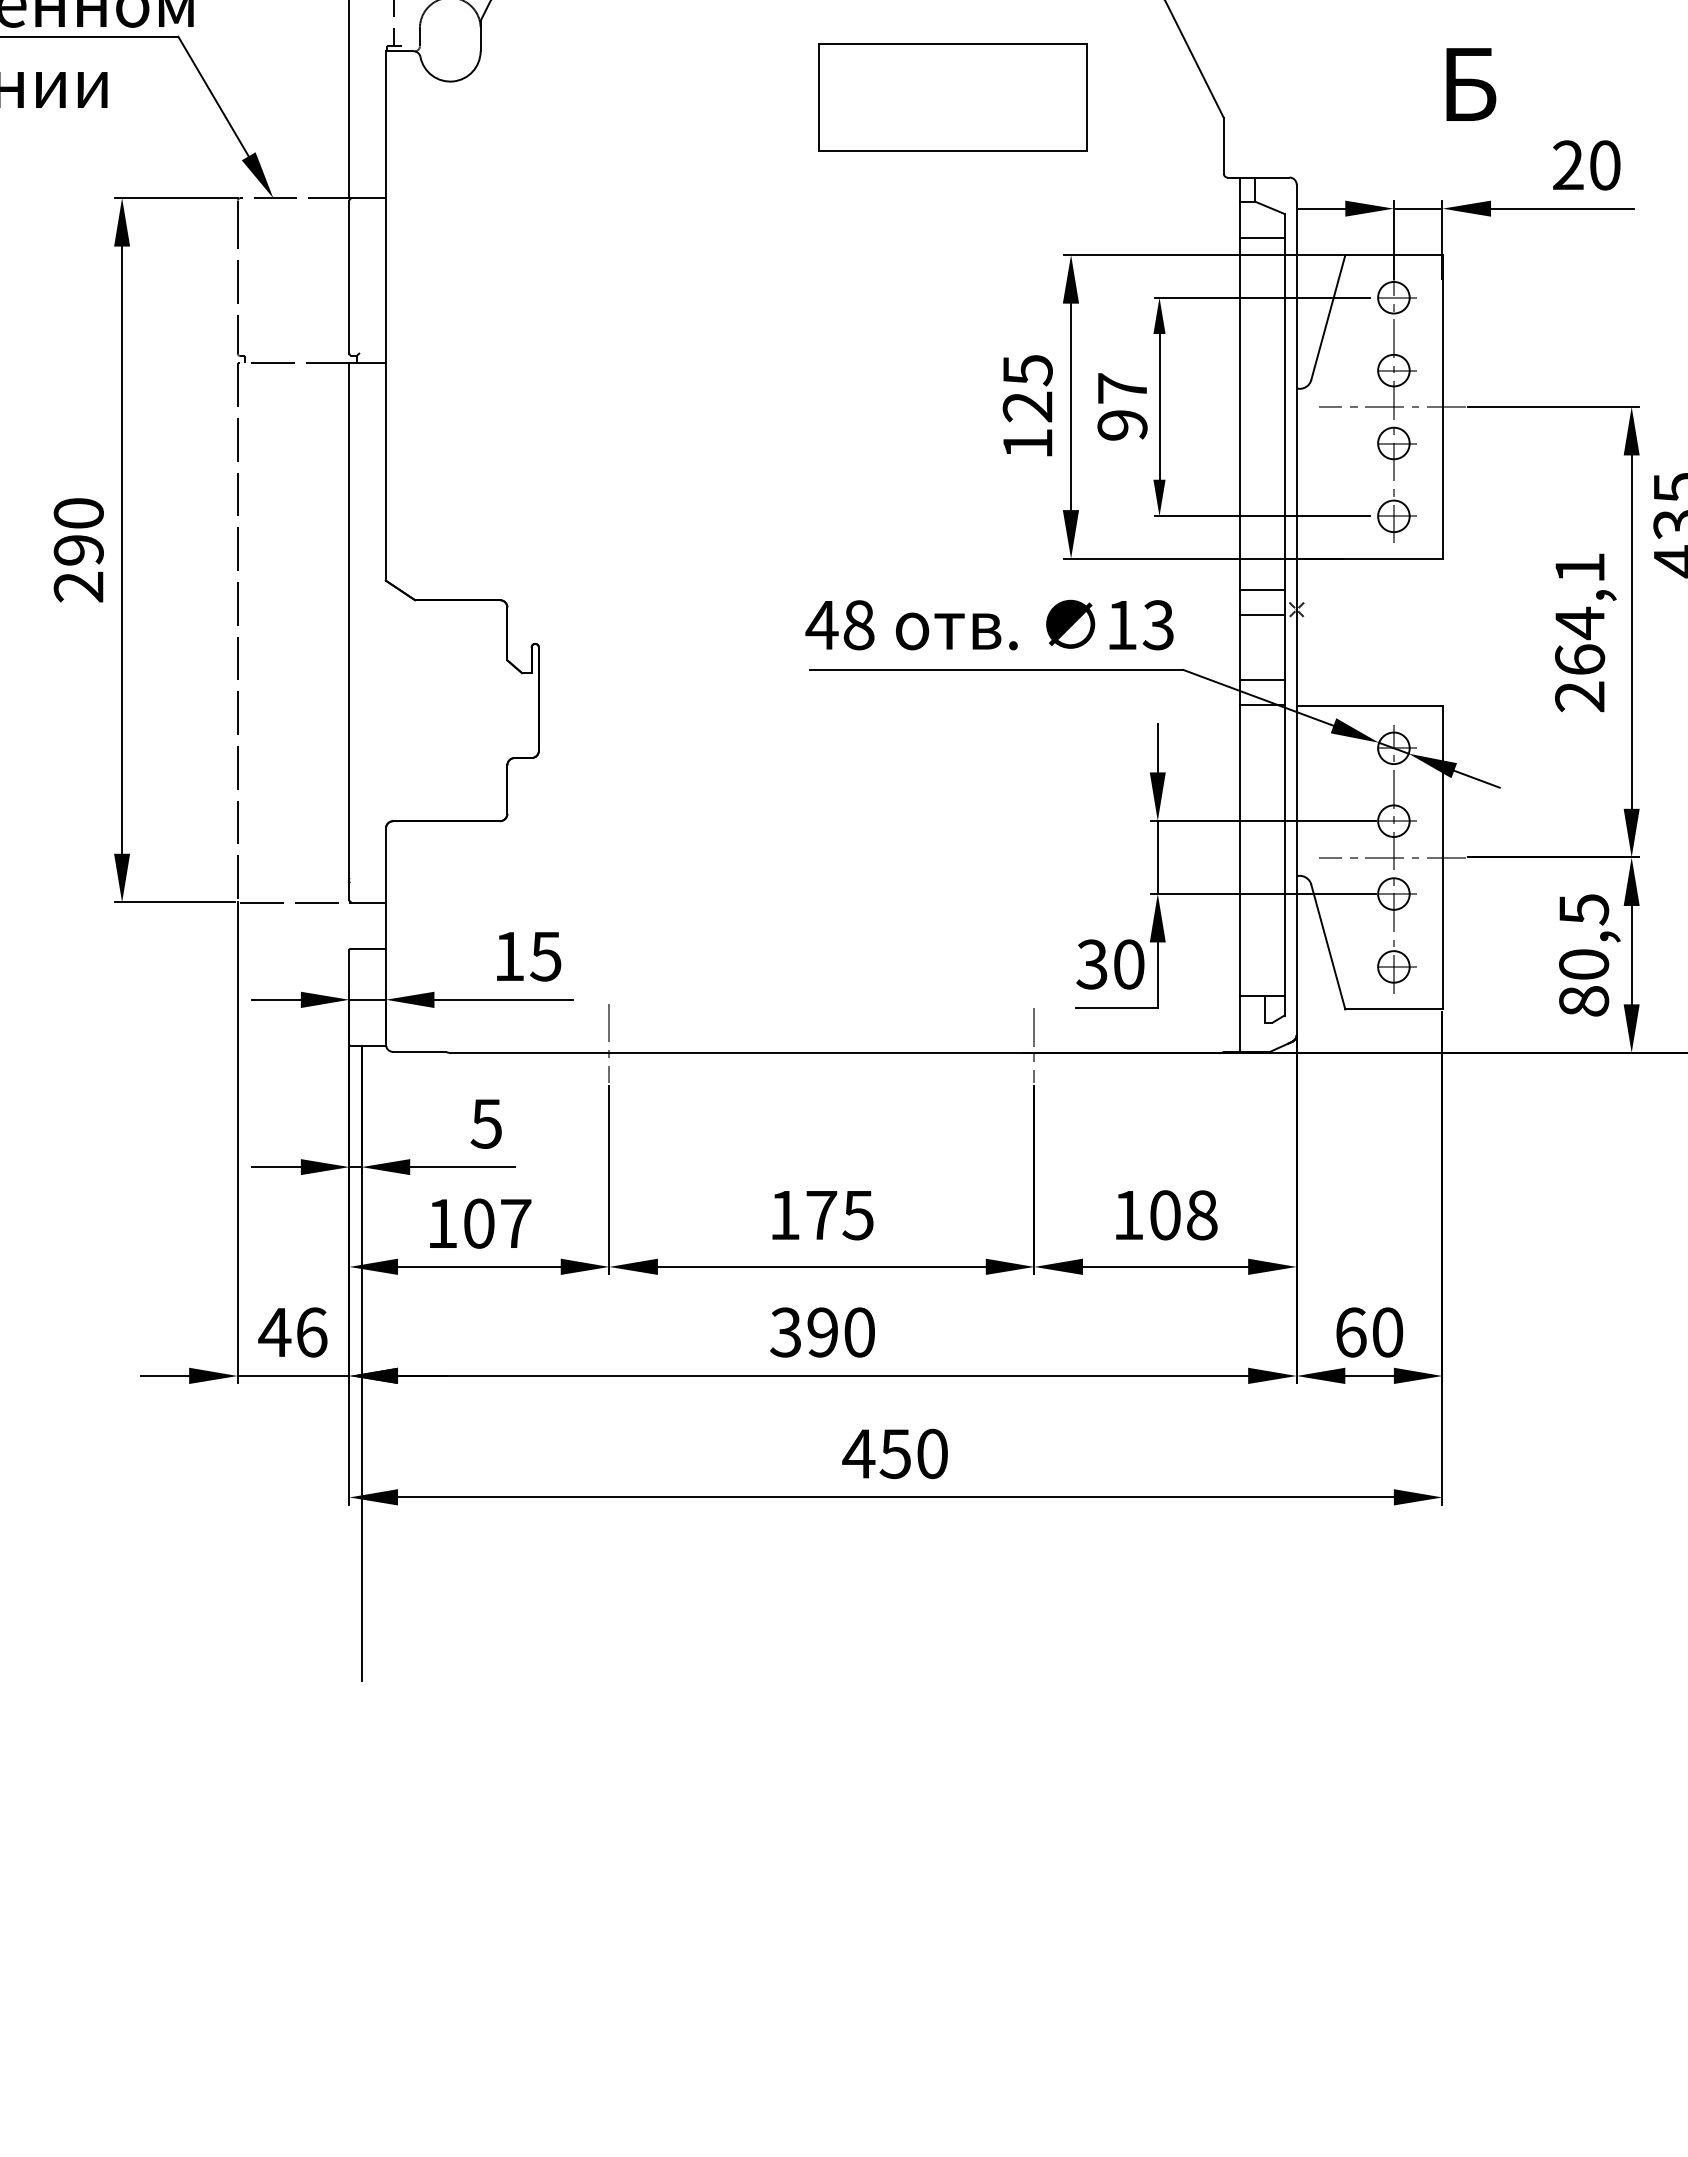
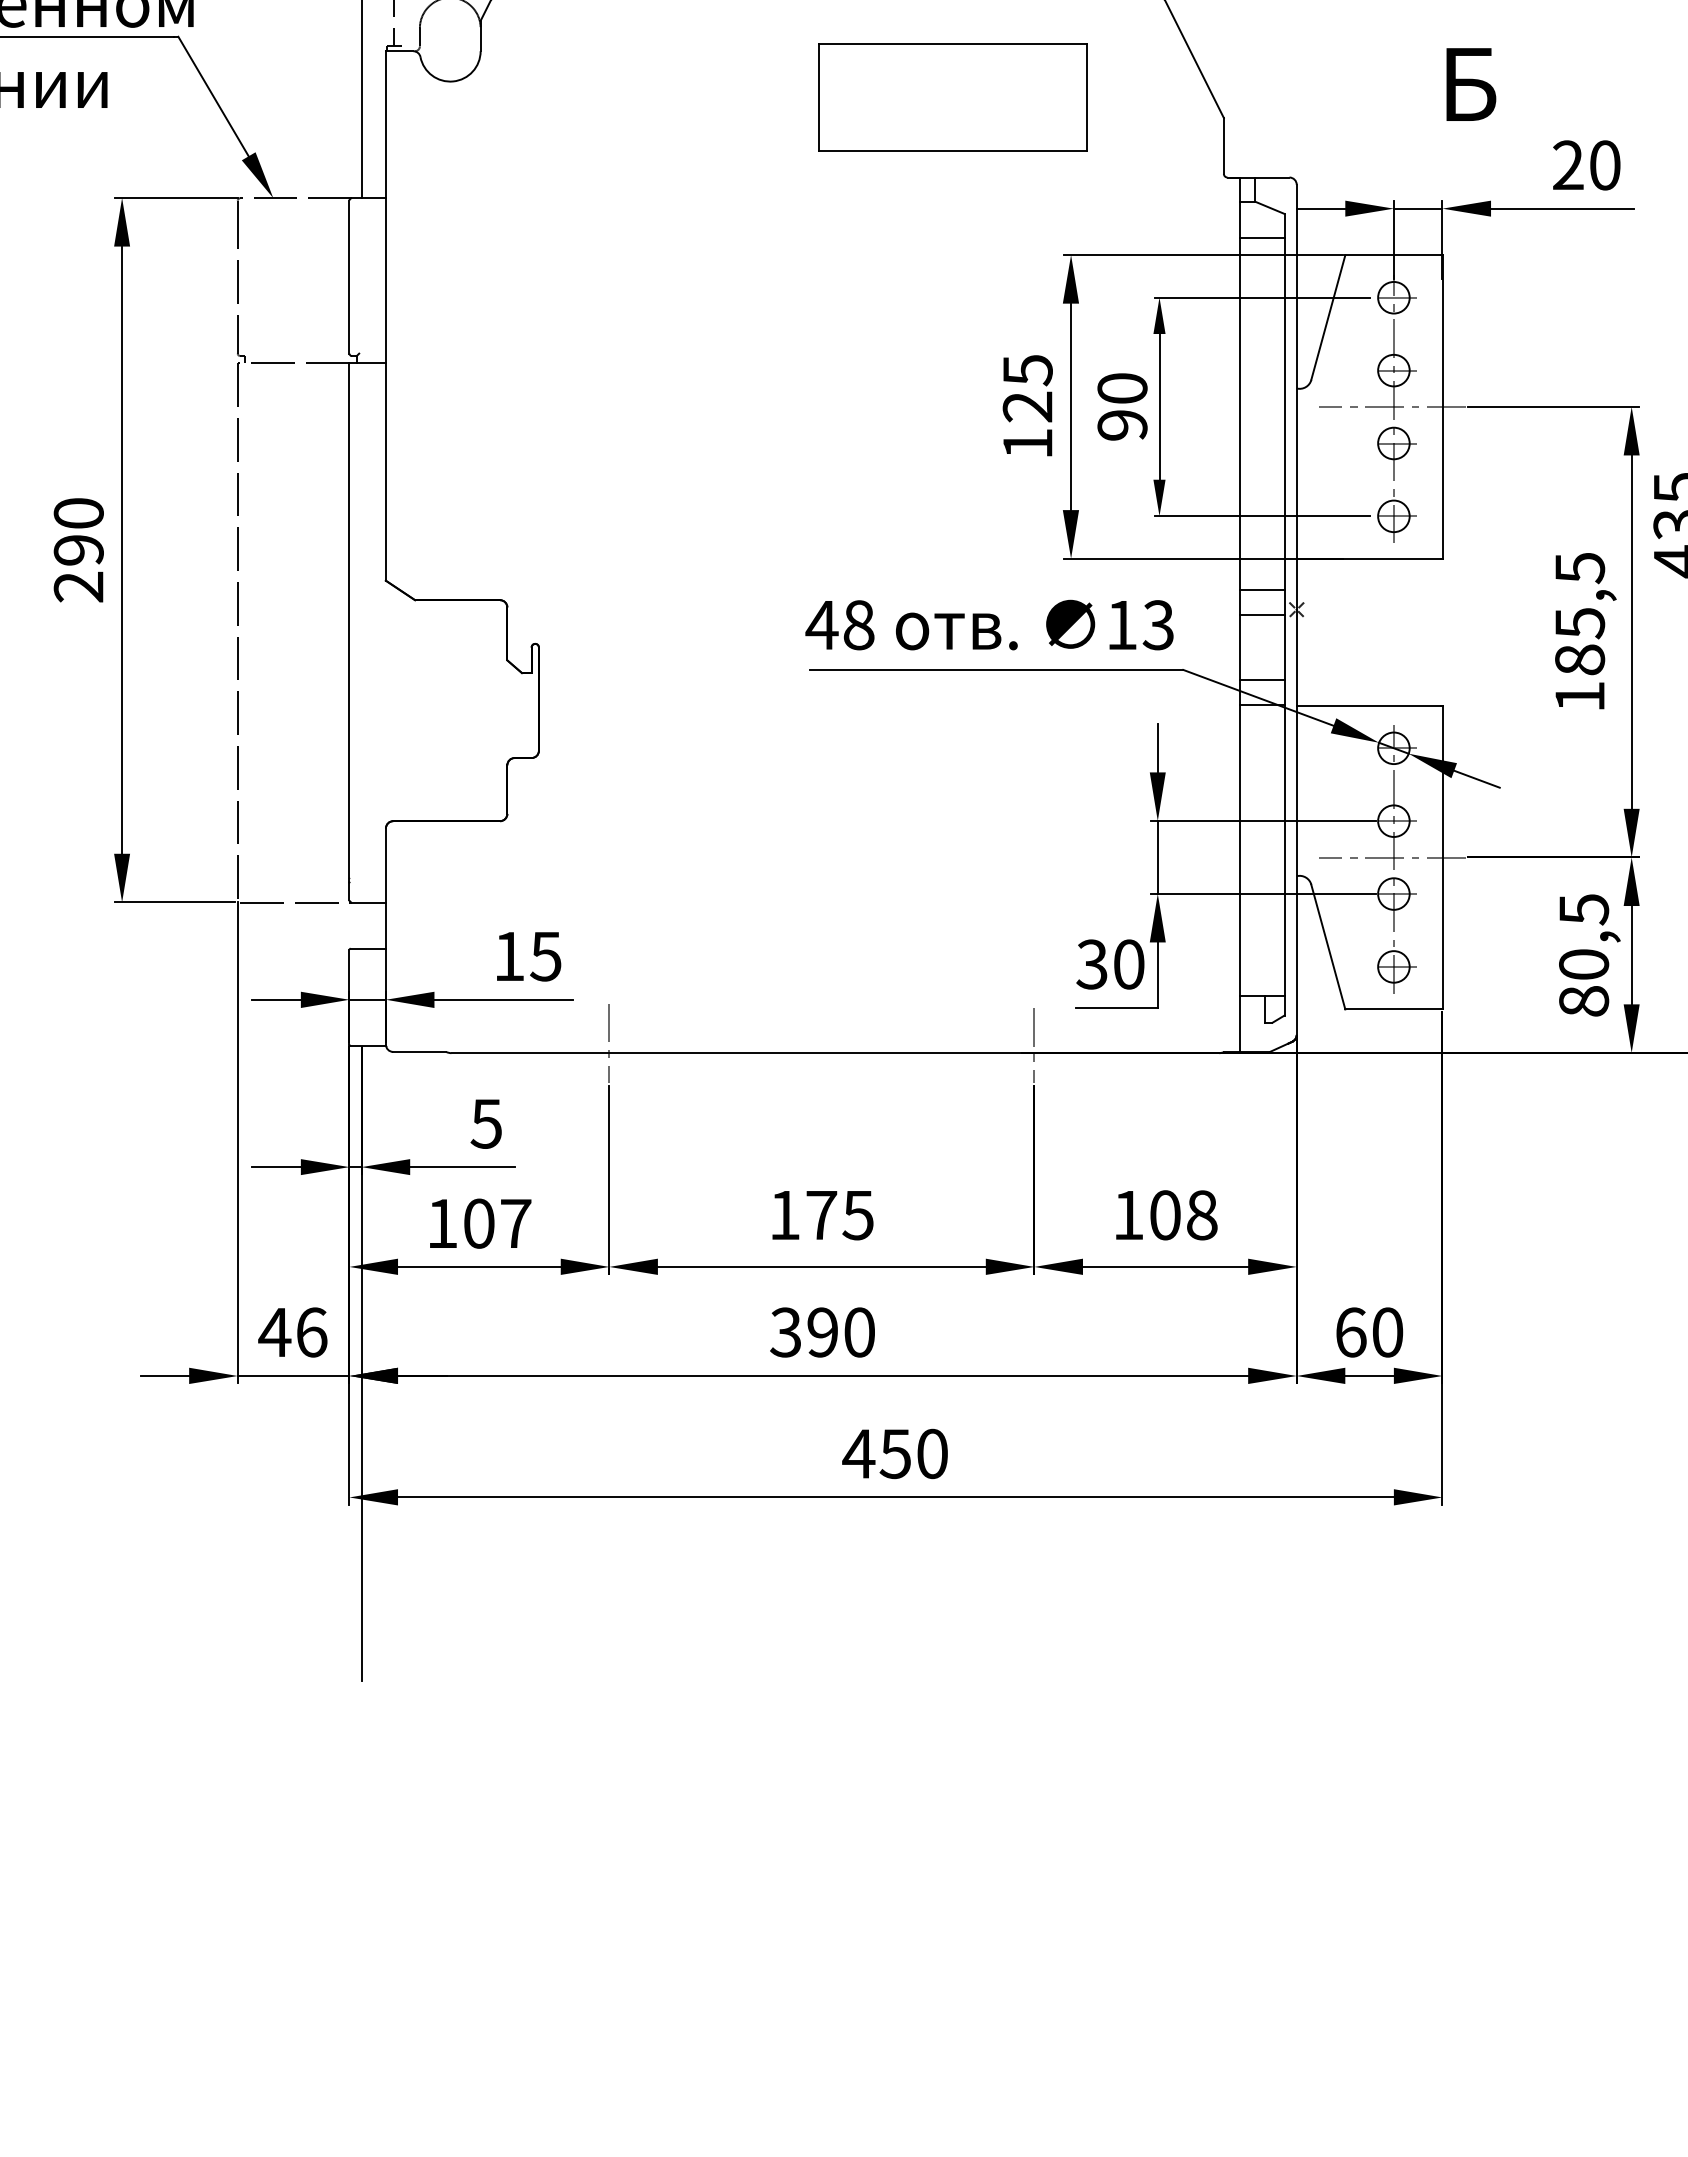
line position: (348, 99) -> (361, 99) (361, 99)
text: 97 -> 90 (1122, 388)
text: 264,1 -> 185,5 (1580, 632)
